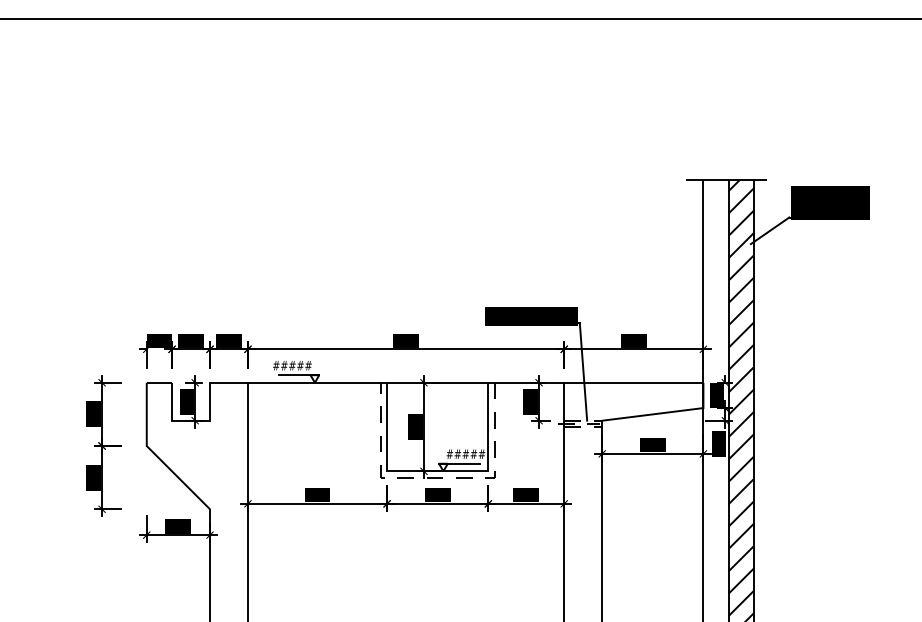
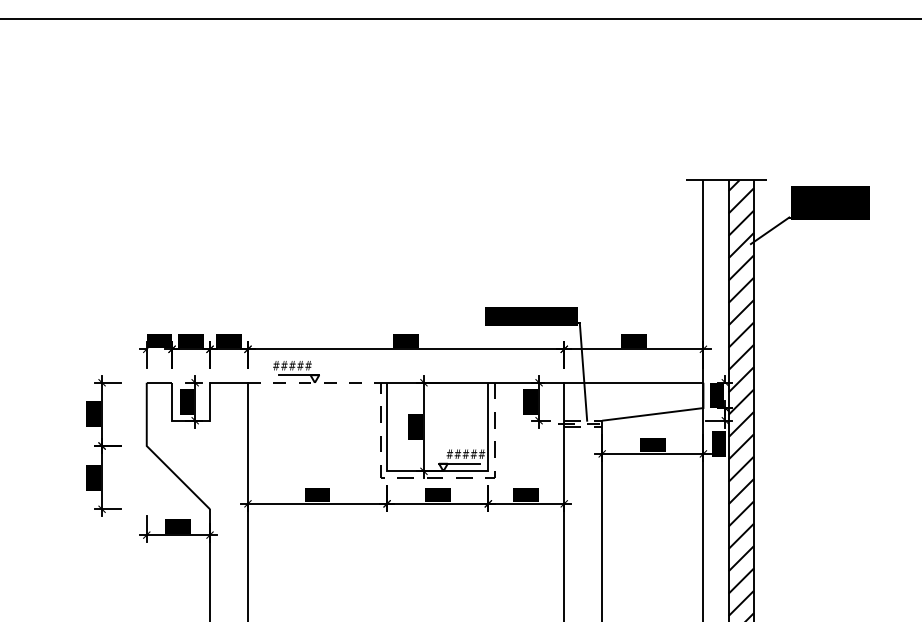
line: solid -> dashed (317, 382)
